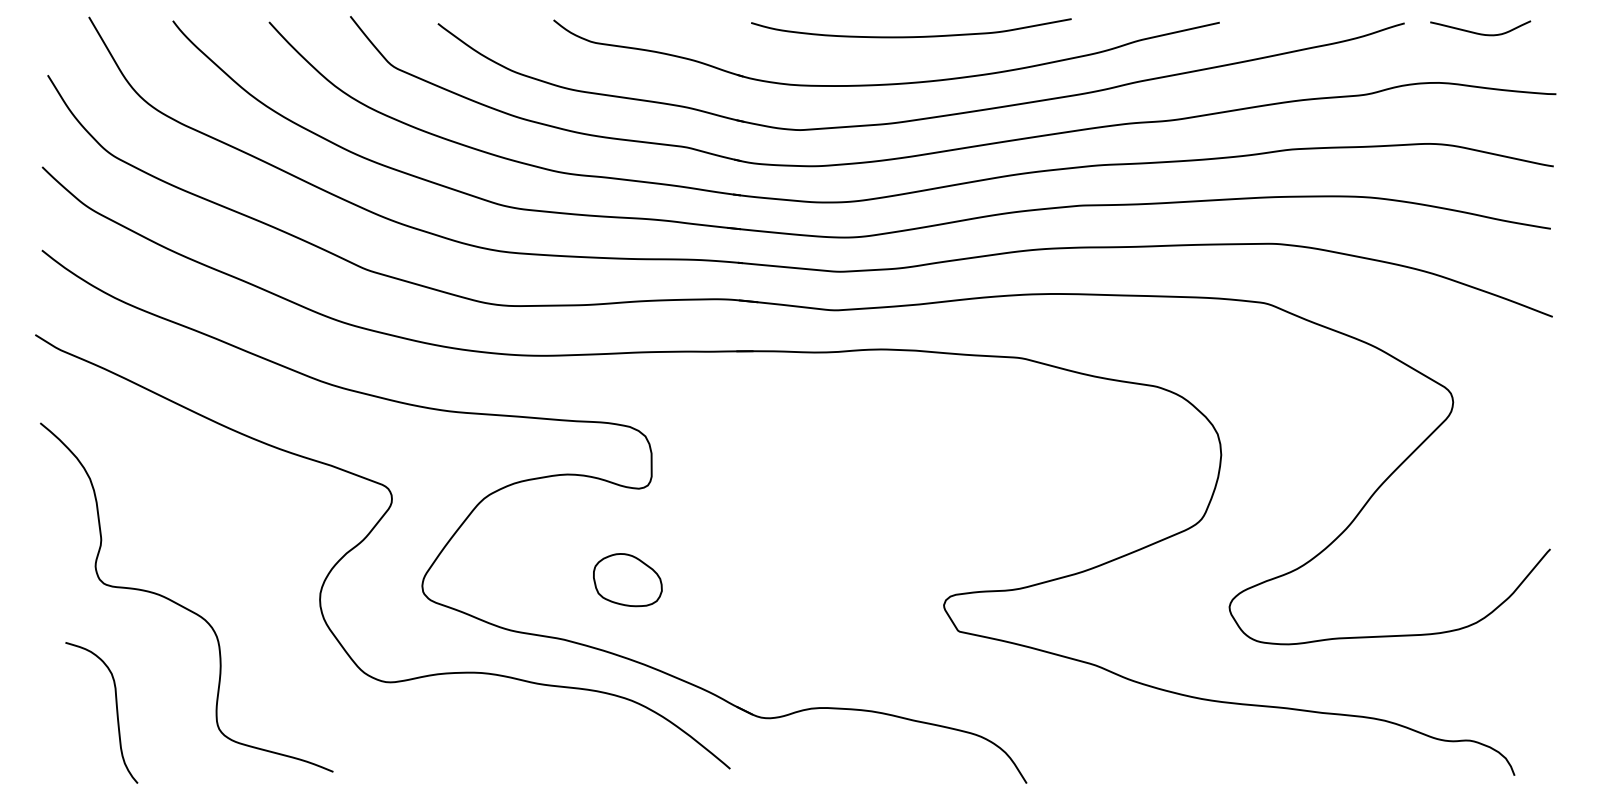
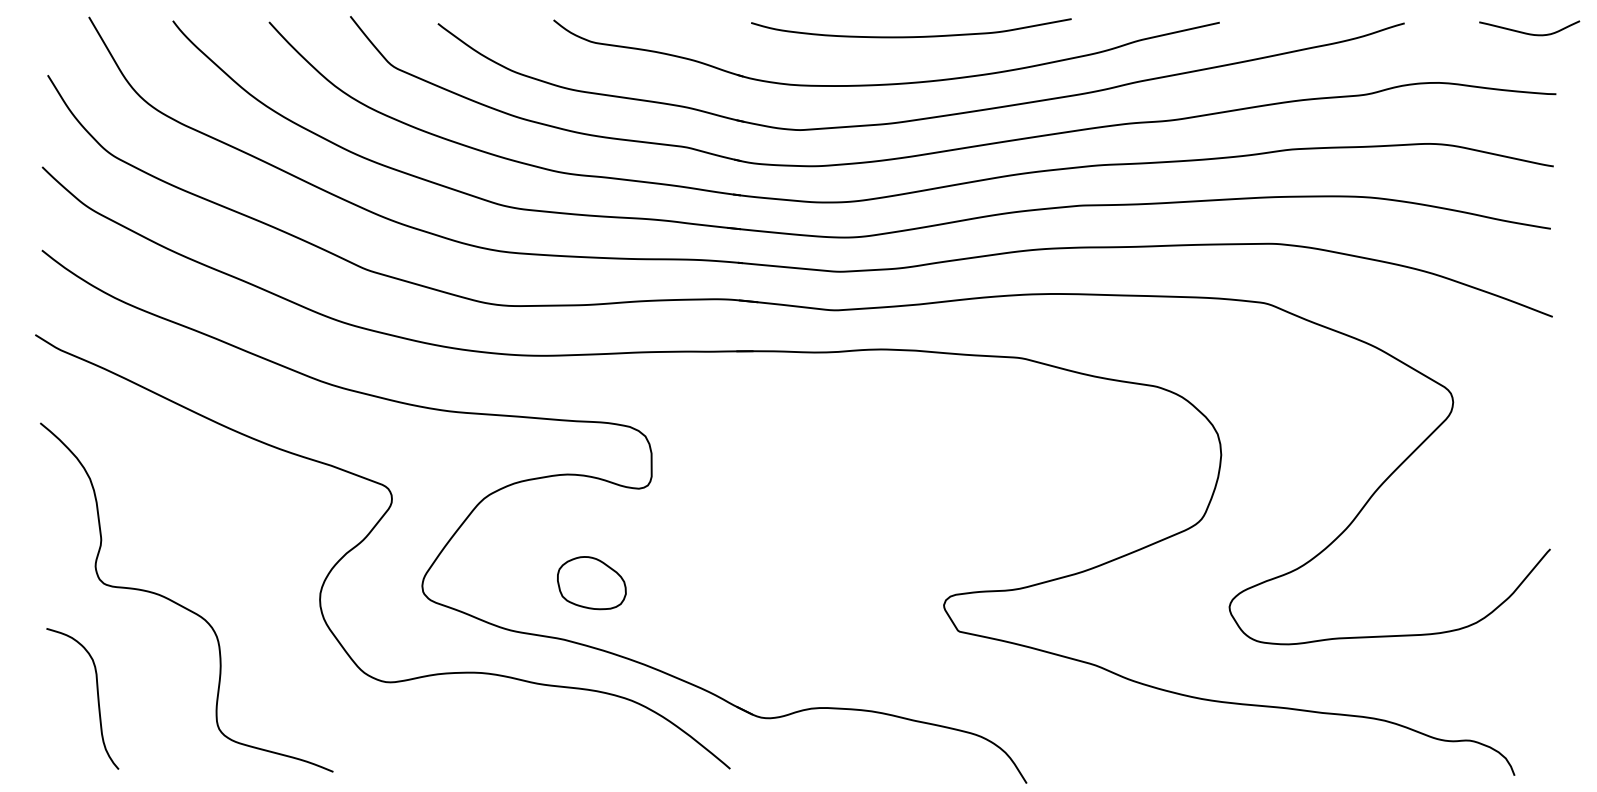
curve position: (1477, 32) -> (1526, 32) (1526, 32)
part position: (627, 580) -> (591, 583) (591, 583)
curve position: (116, 712) -> (97, 698) (97, 698)
